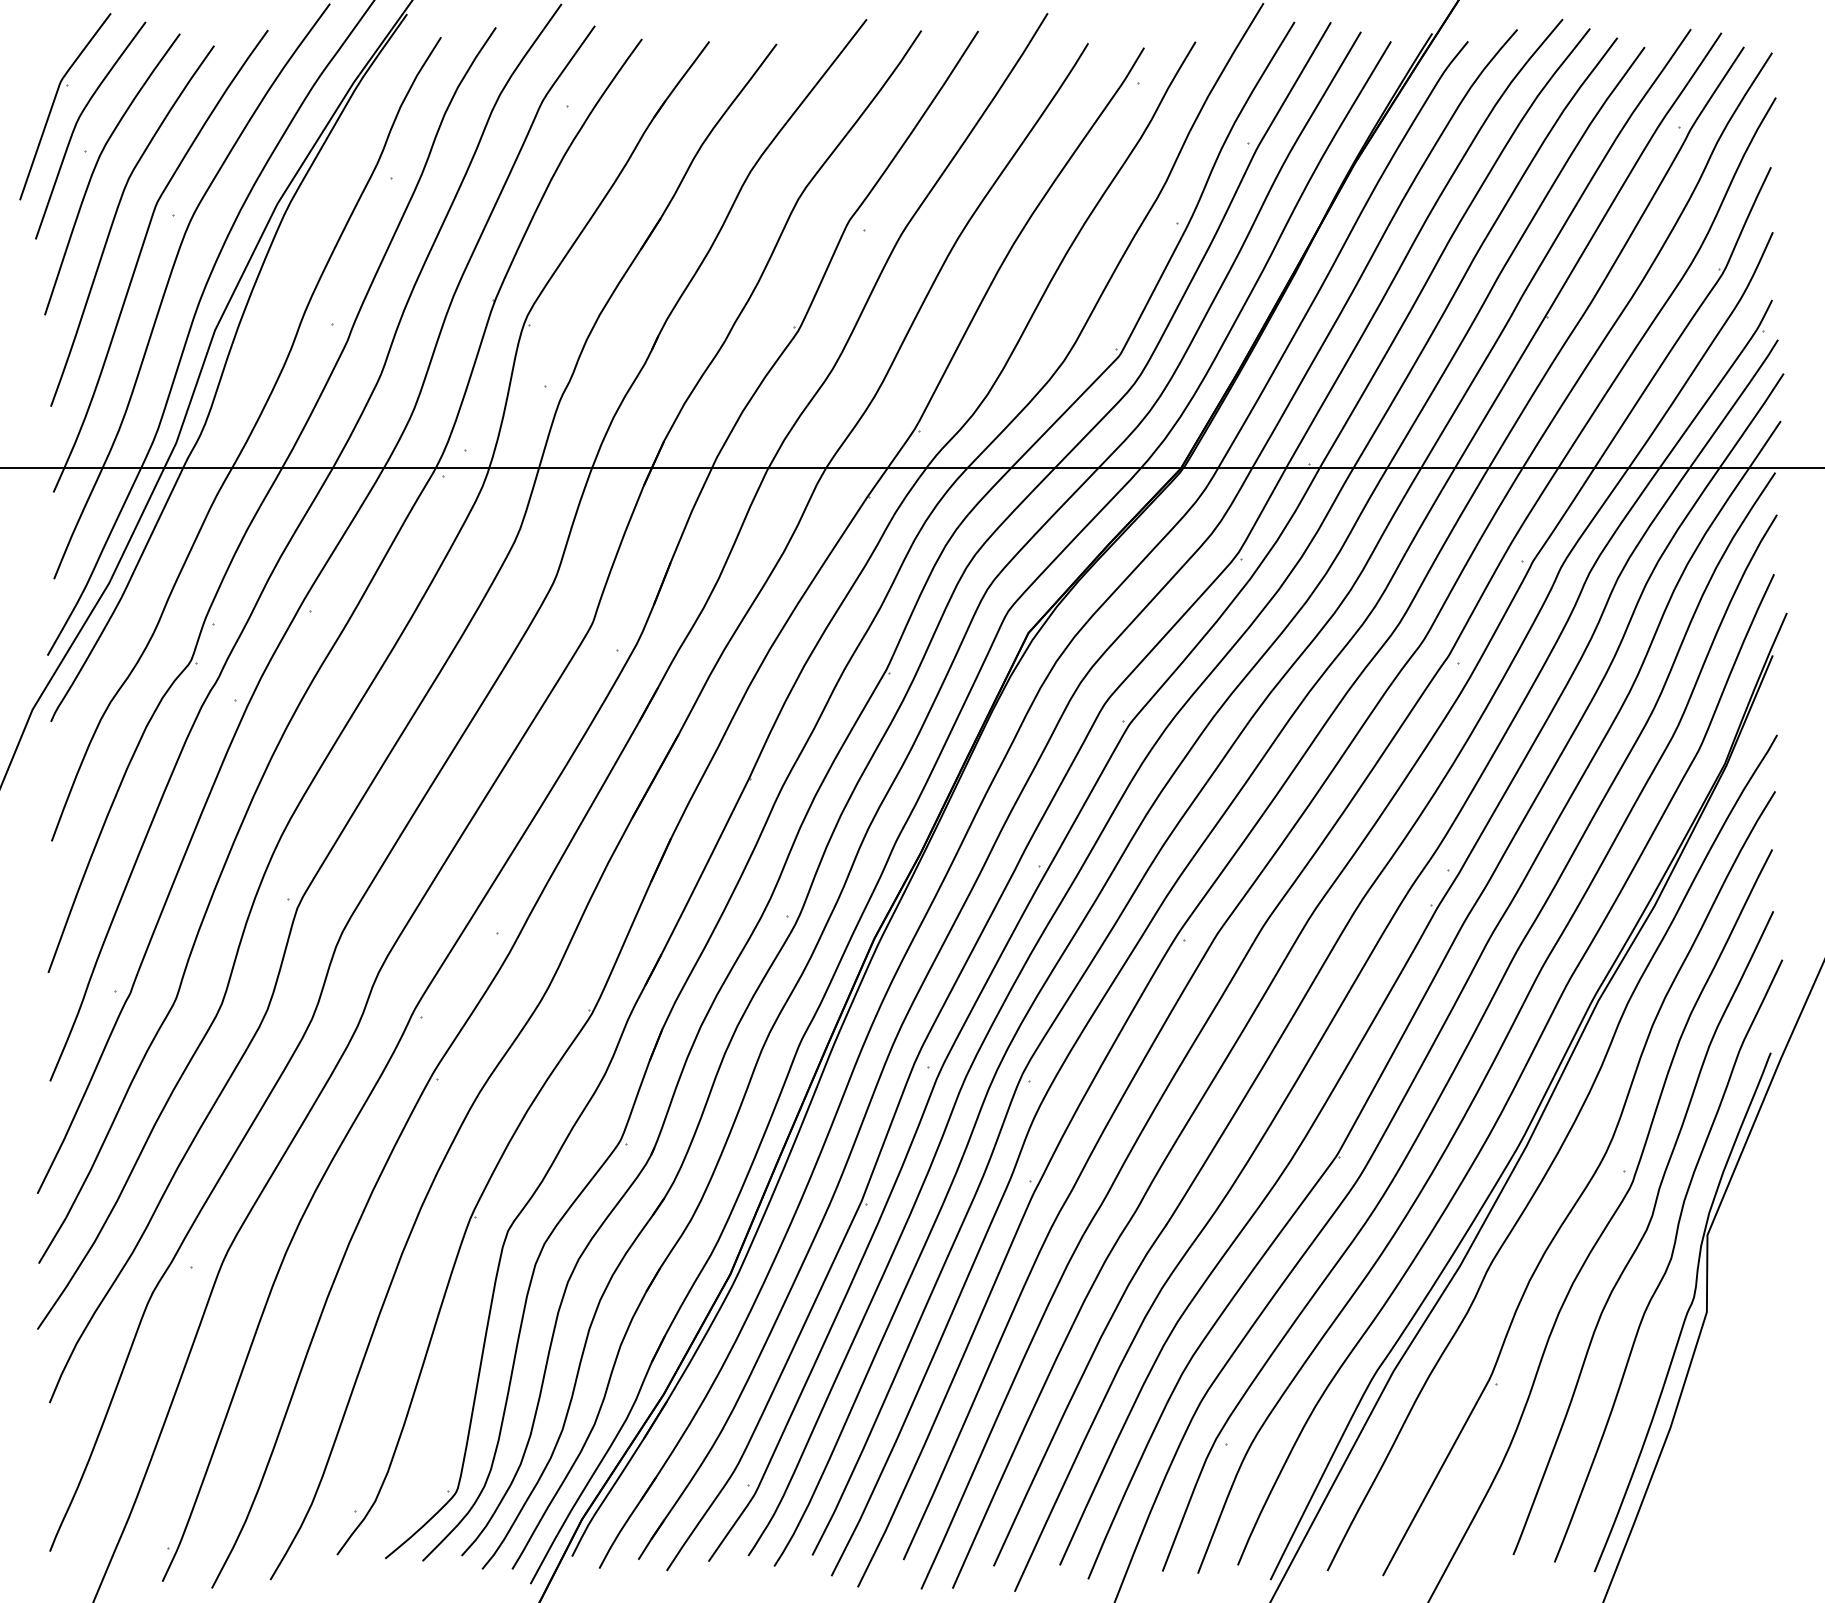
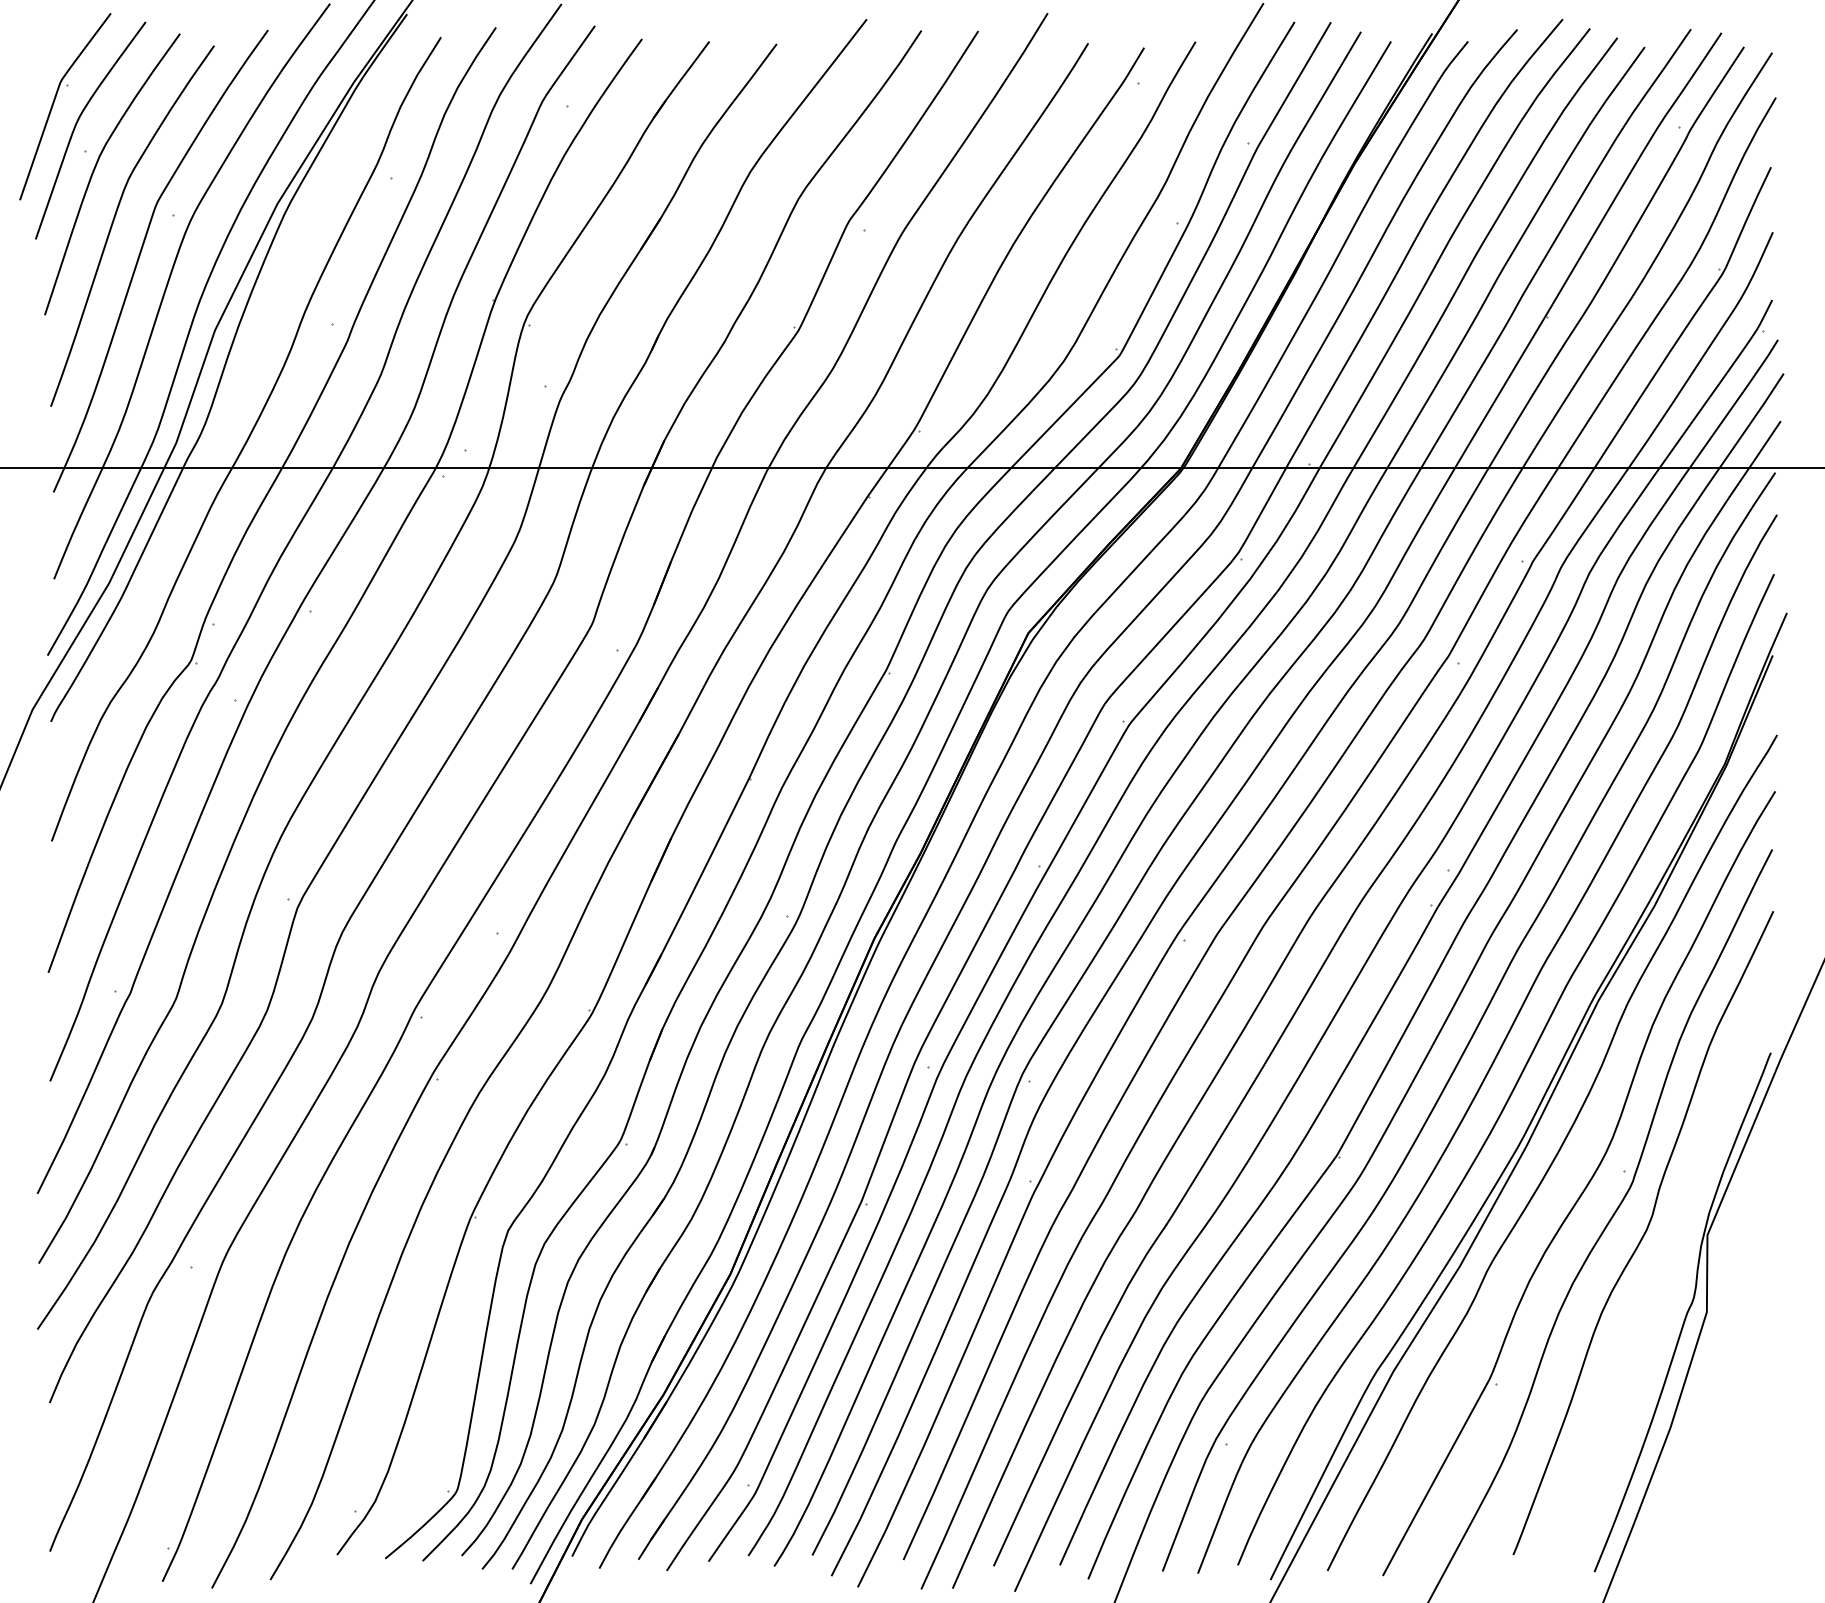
curve: present -> none (1669, 1260)
